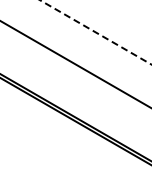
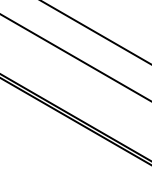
line: dashed -> solid (95, 32)
line position: (75, 64) -> (75, 57) (75, 57)
